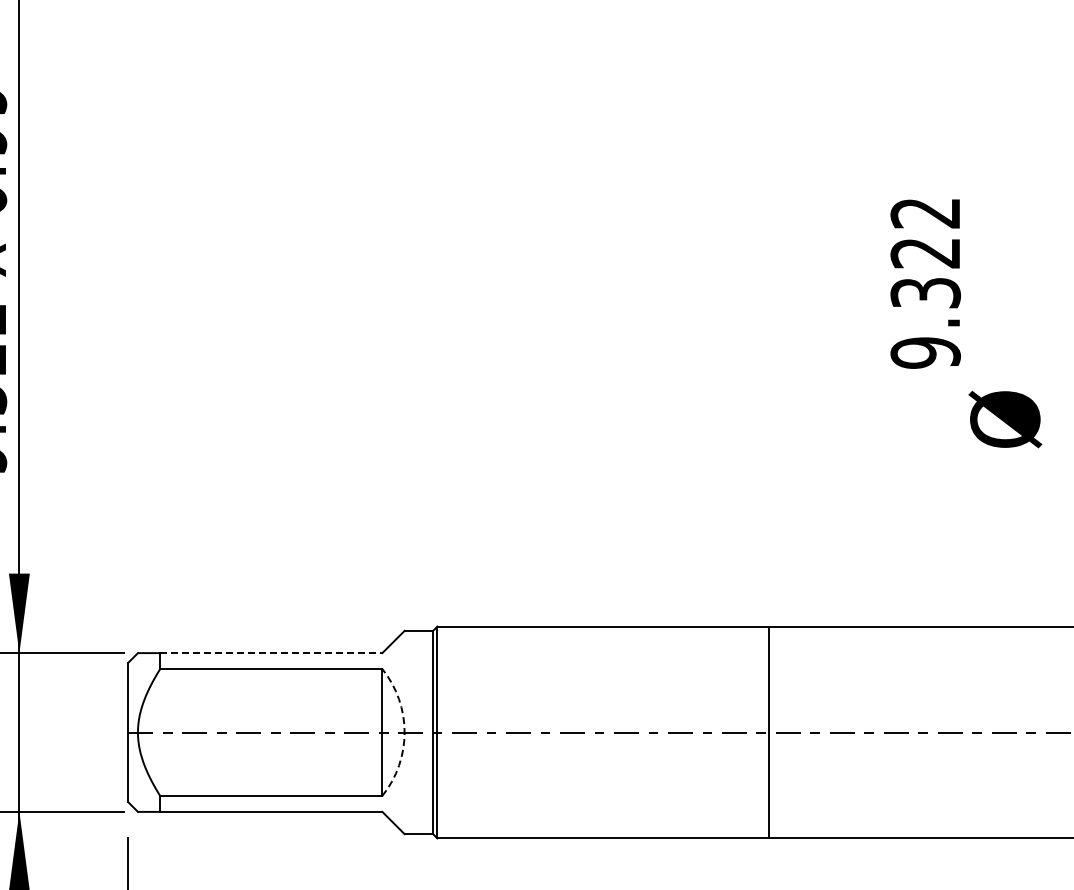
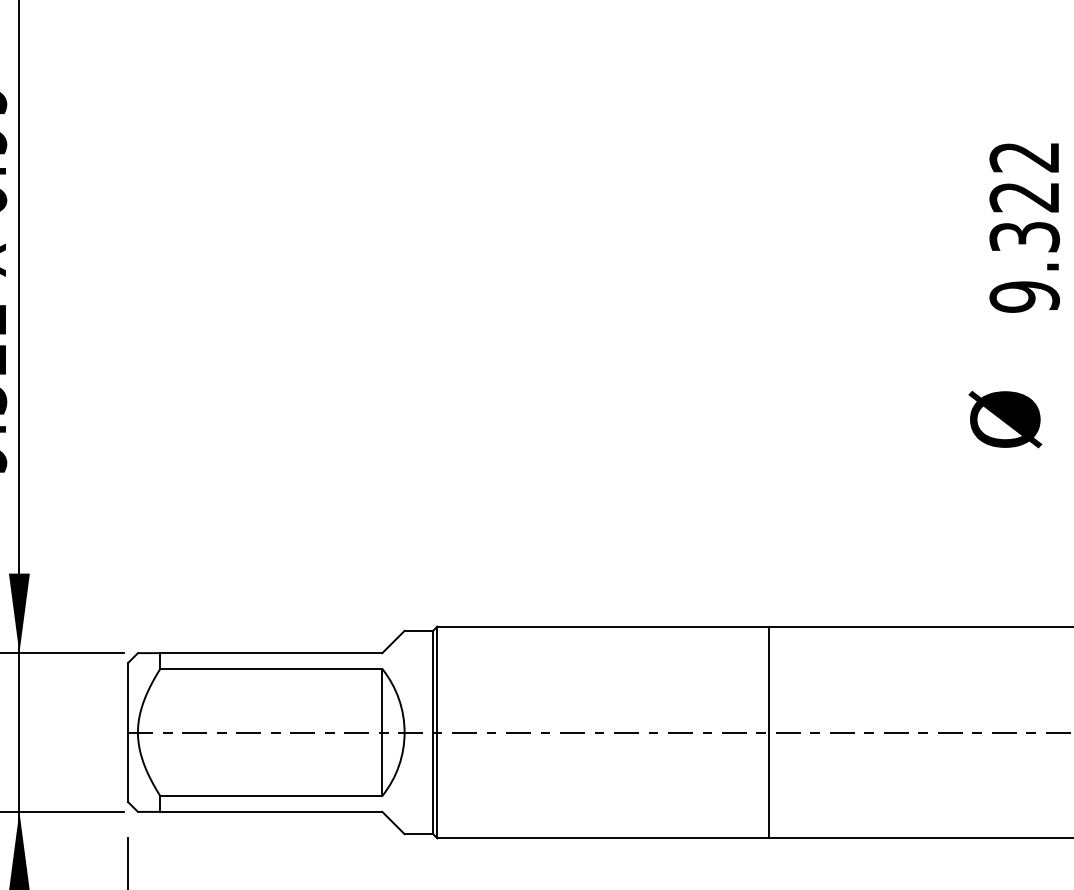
text position: (925, 283) -> (1024, 227) (1024, 227)
line: dashed -> solid (271, 653)
arc: dashed -> solid (404, 732)
